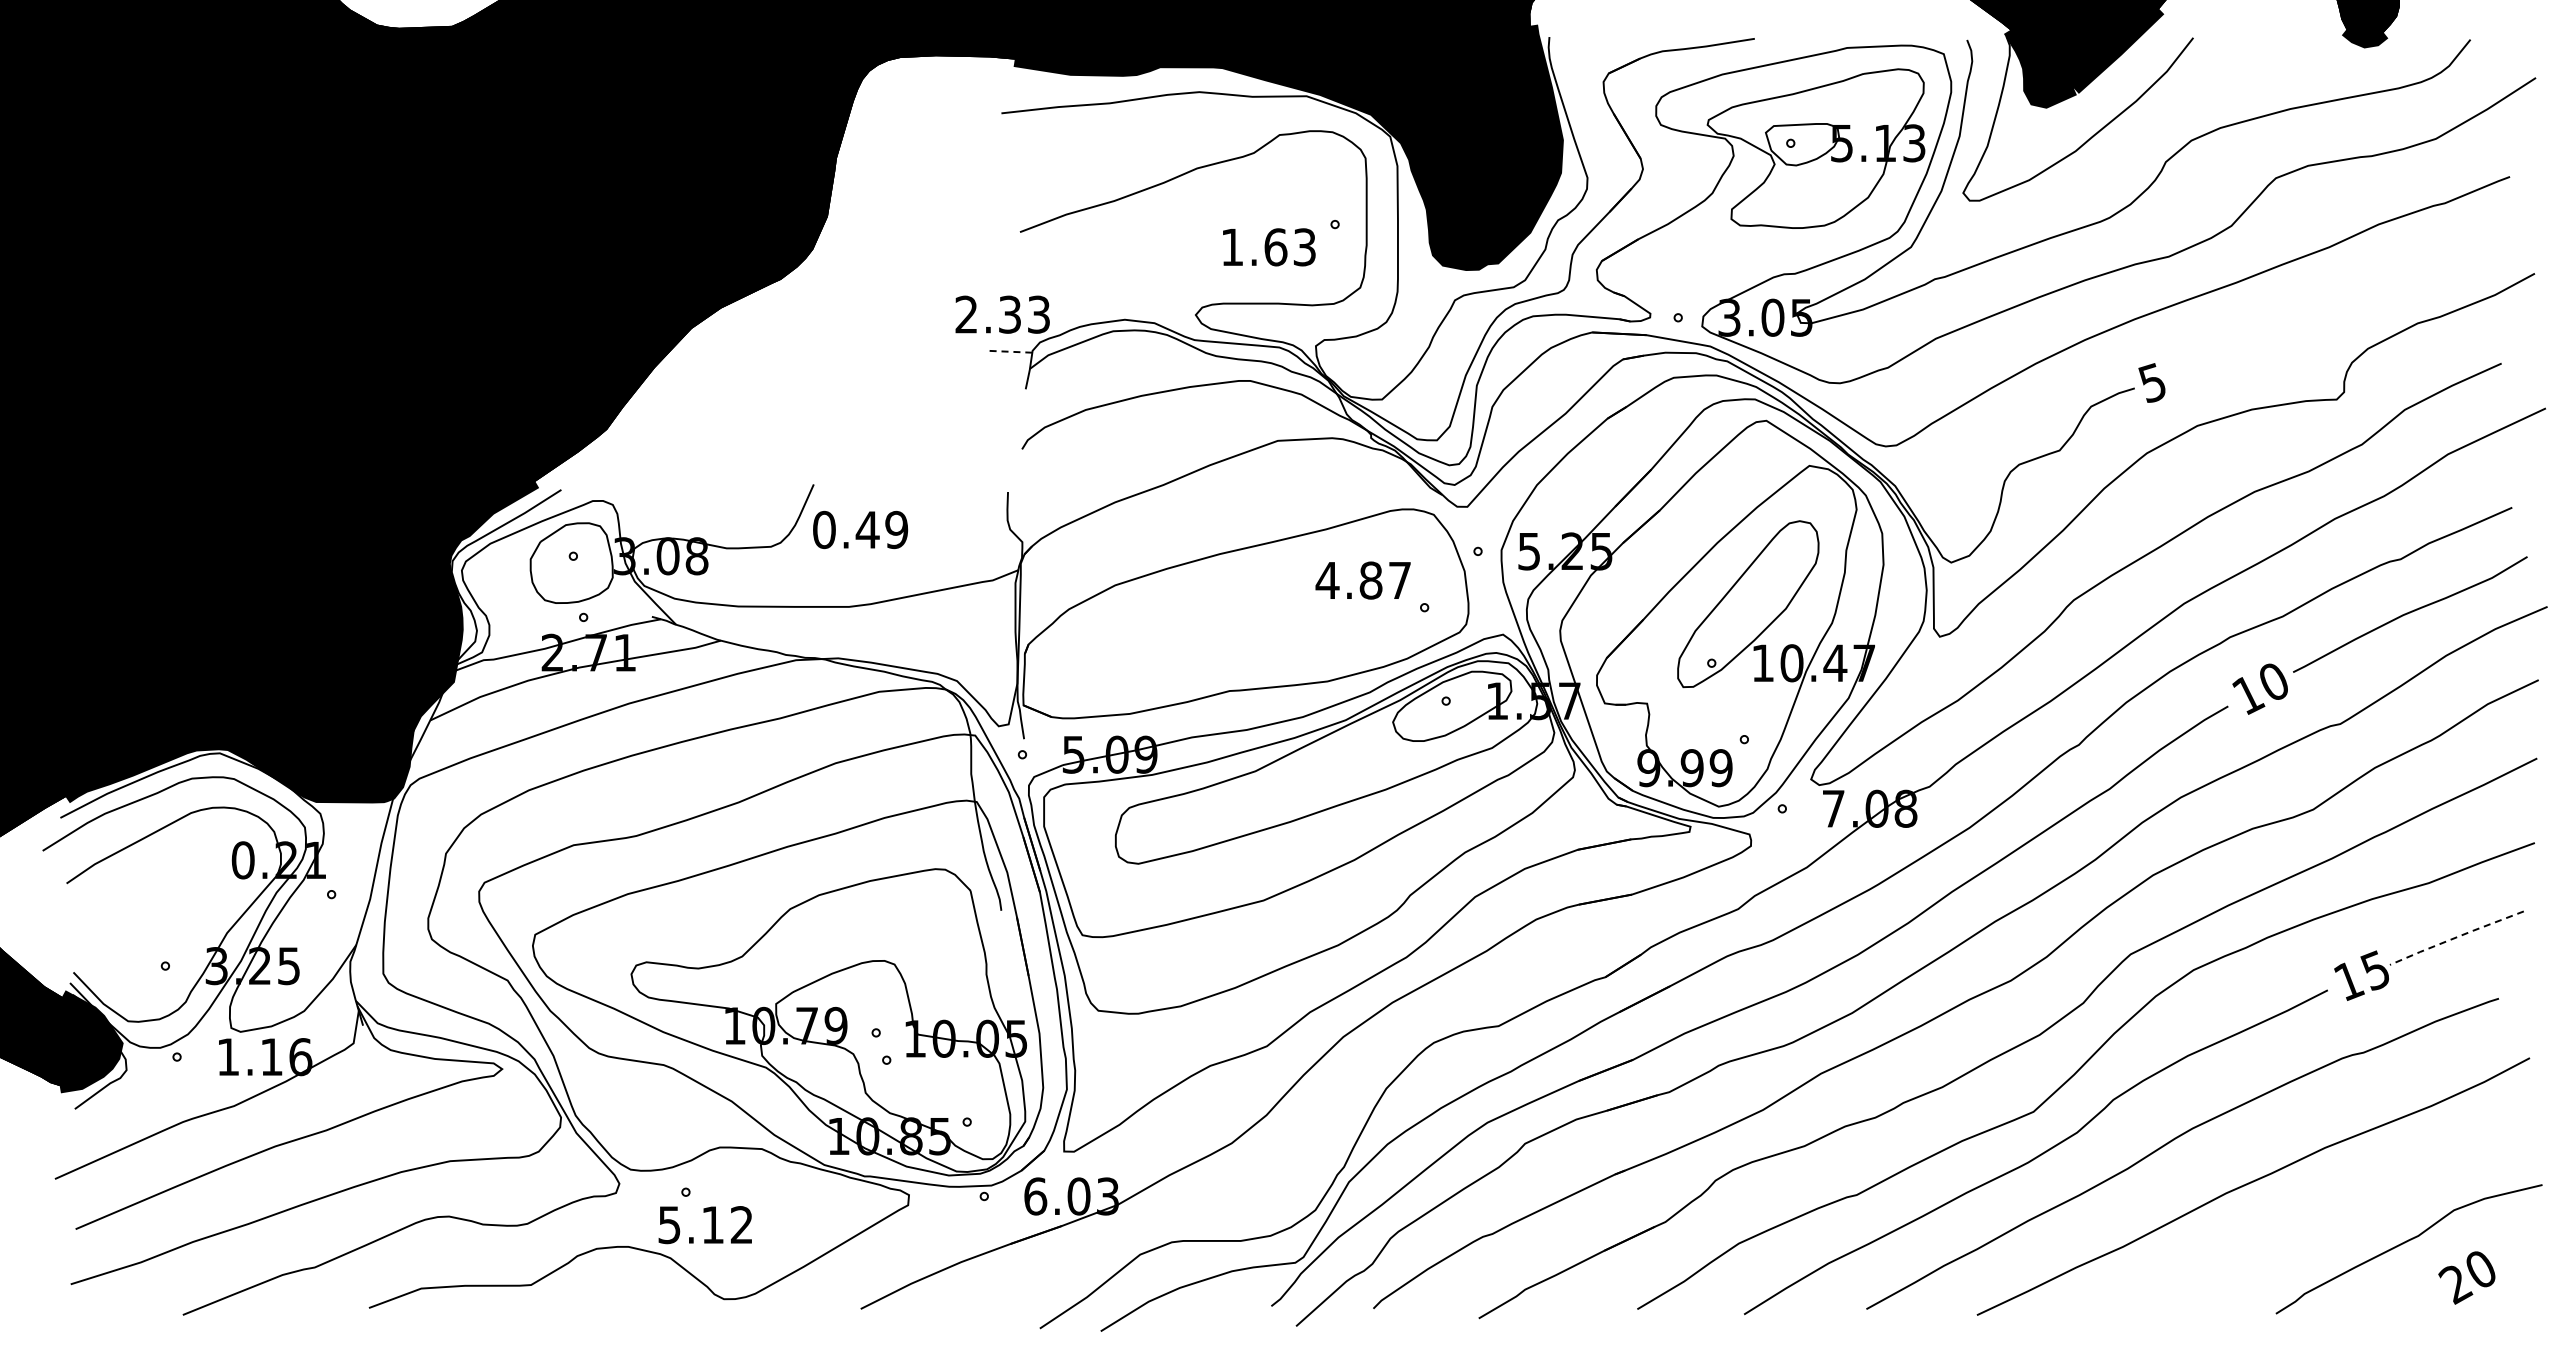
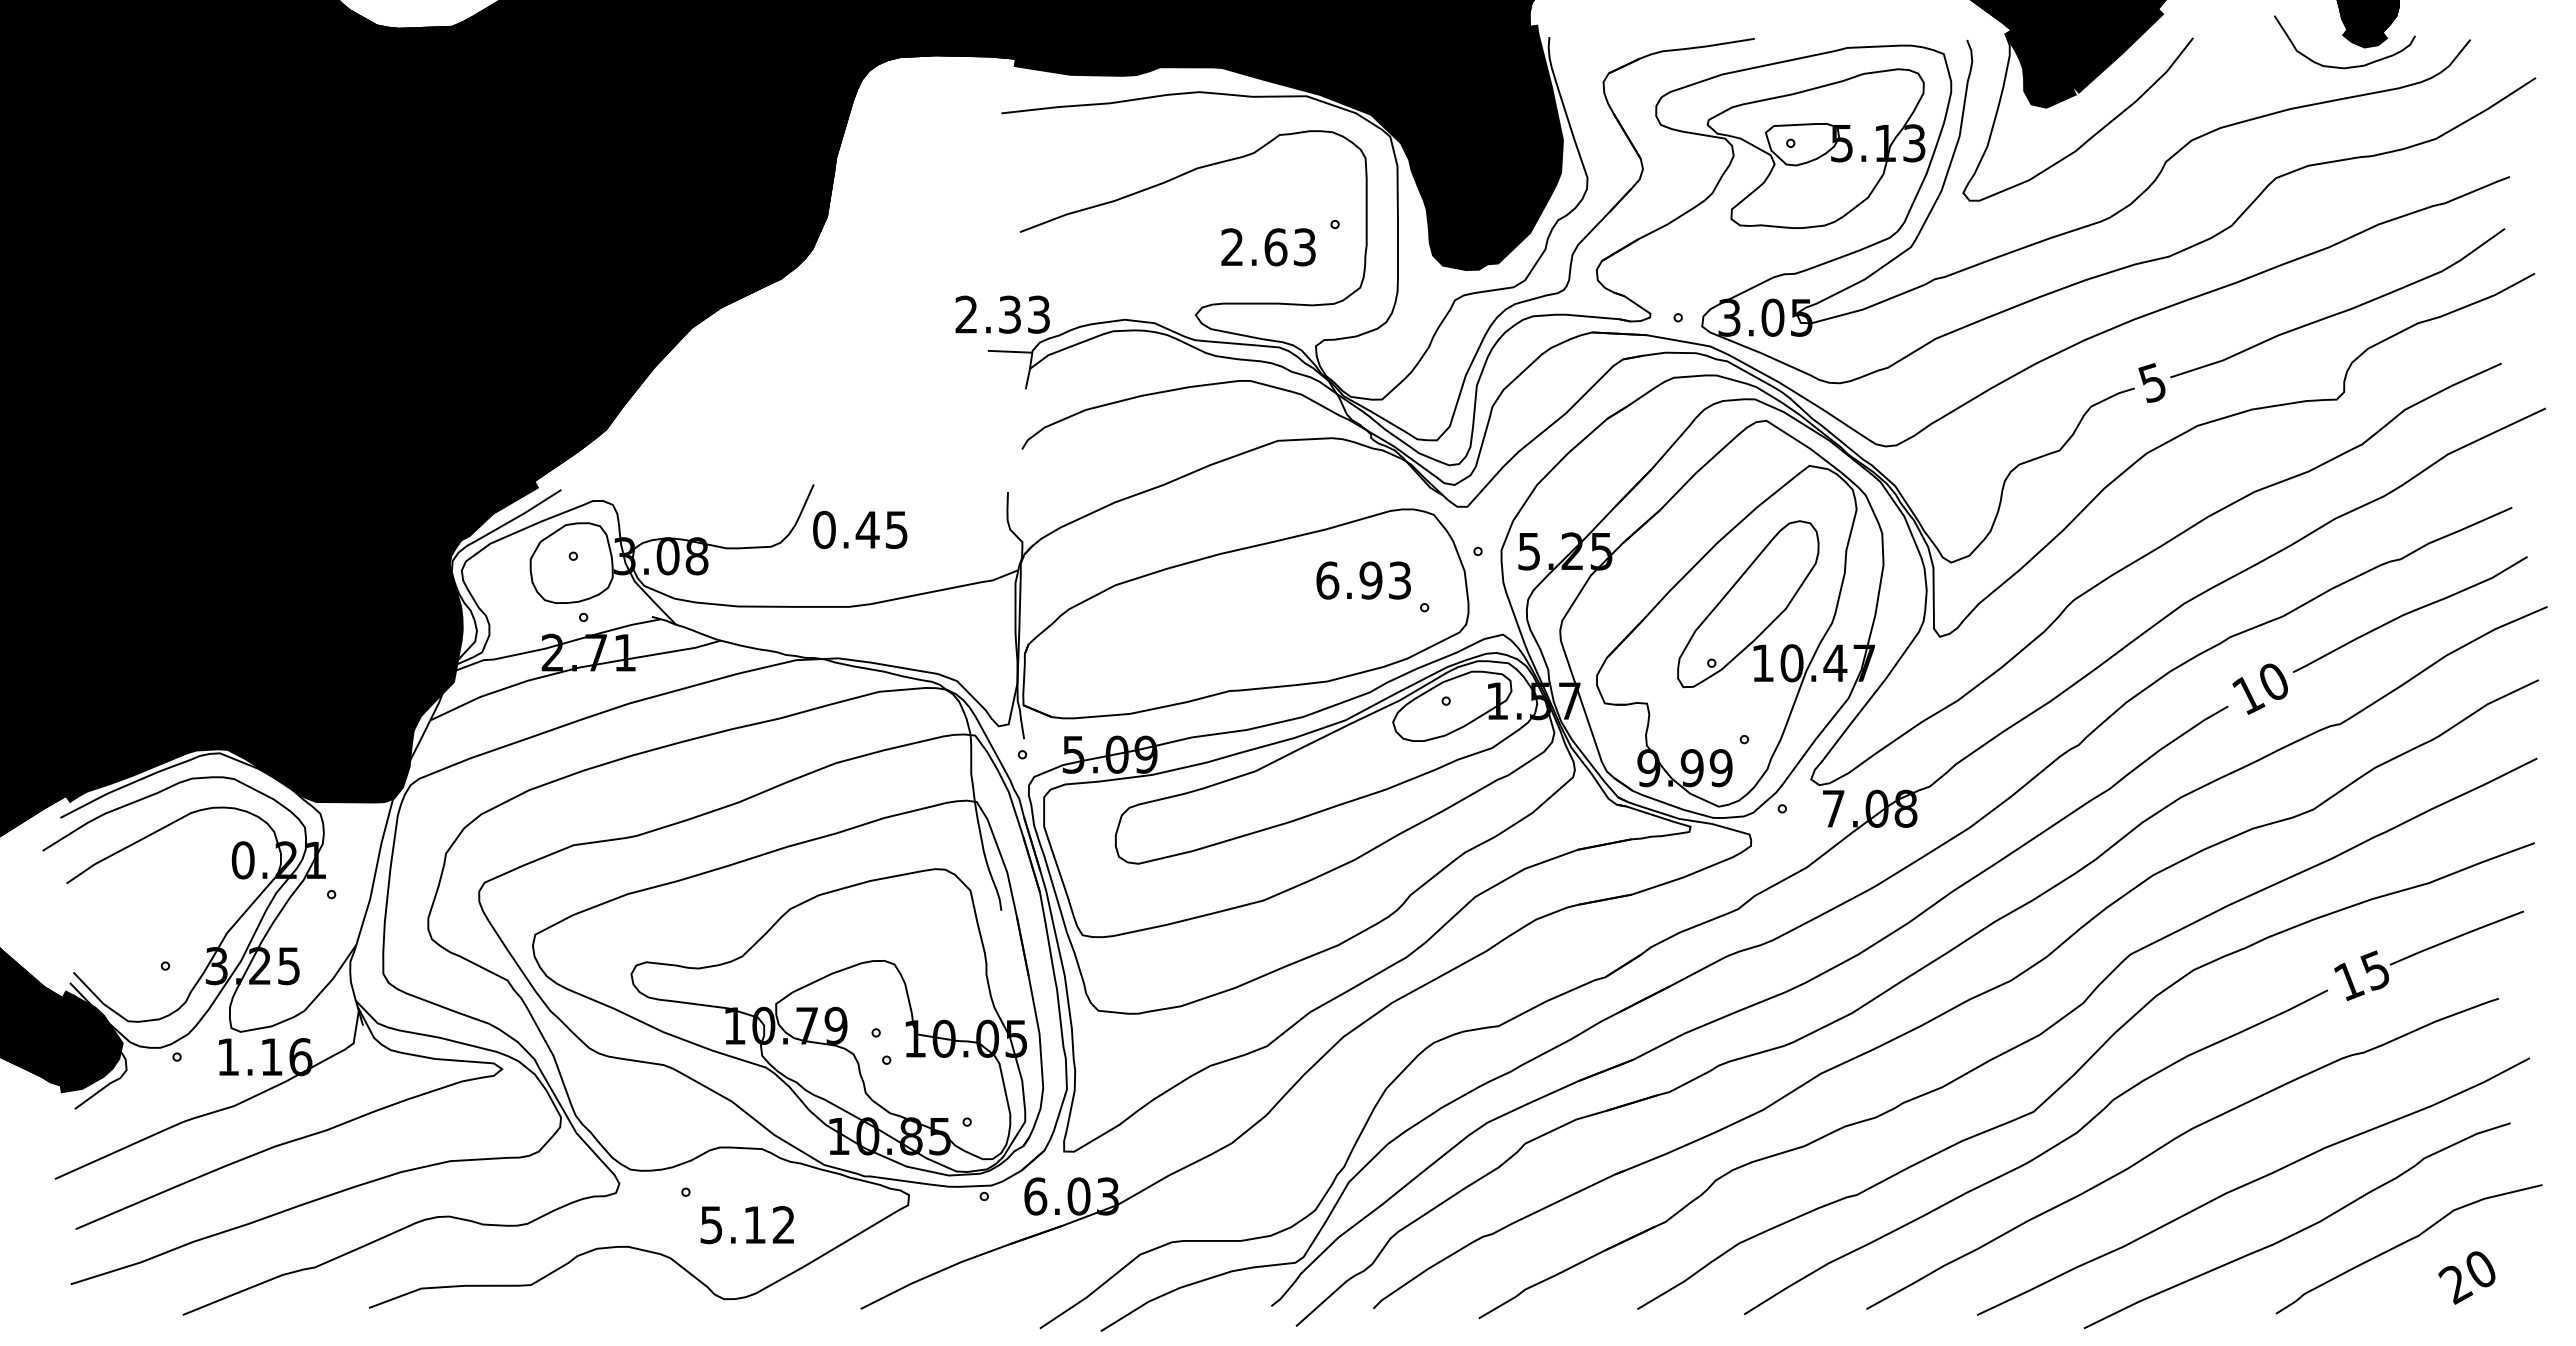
curve: none -> present (2348, 66)
text: 1.63 -> 2.63 (1231, 246)
curve: none -> present (2340, 311)
line: dashed -> solid (1009, 351)
text: 0.49 -> 0.45 (896, 529)
text: 4.87 -> 6.93 (1362, 580)
line: dashed -> solid (2456, 937)
text position: (704, 1225) -> (746, 1225) (746, 1225)
curve: none -> present (2299, 1230)
